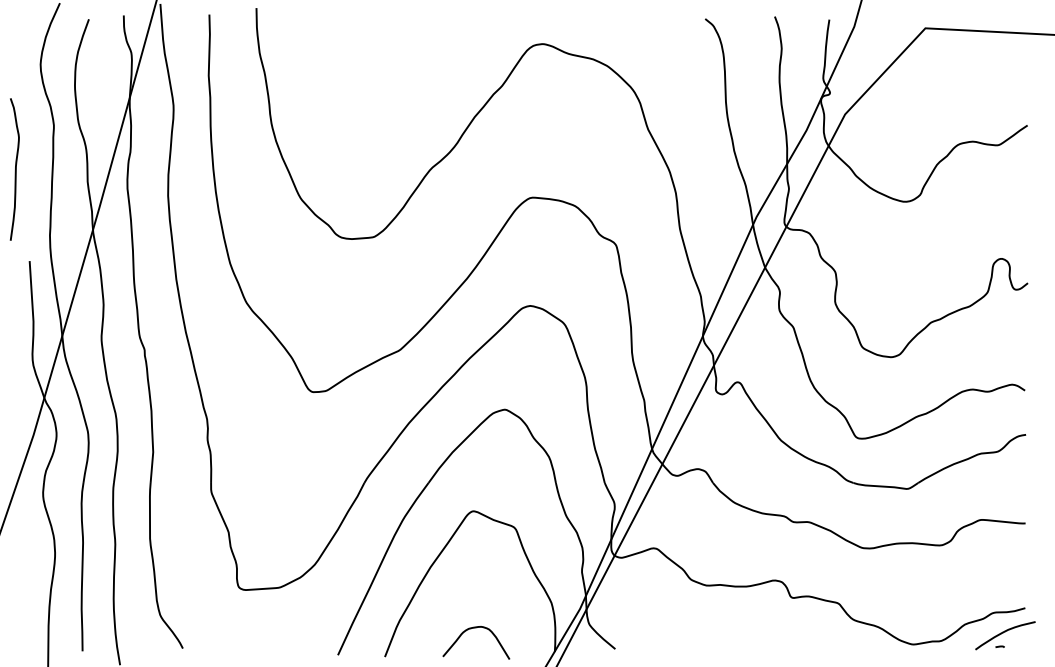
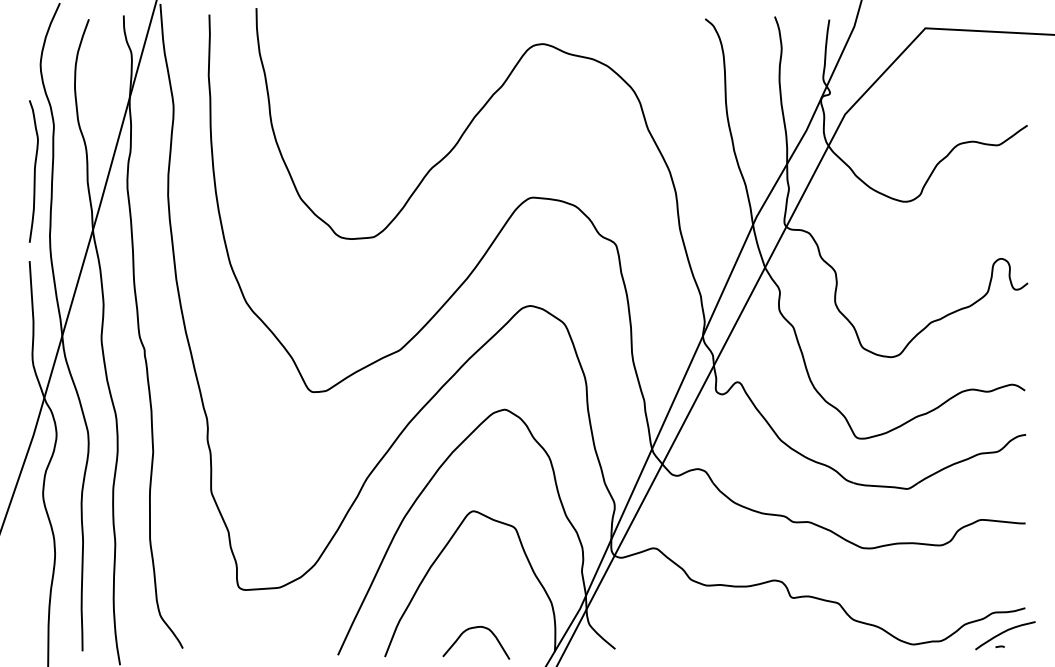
curve position: (15, 169) -> (34, 171) (34, 171)
